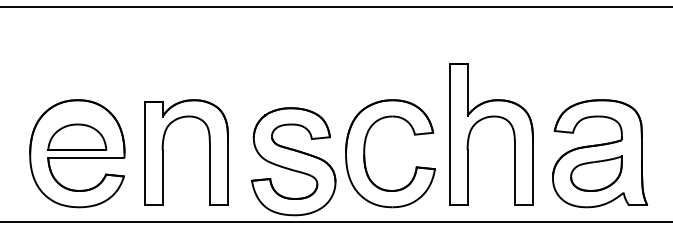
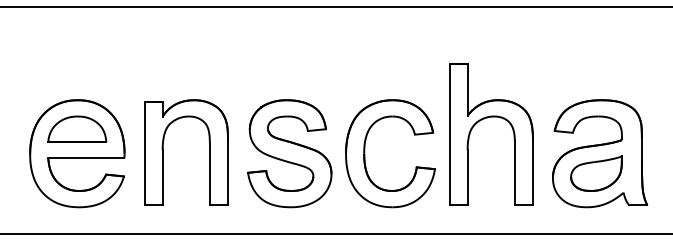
part position: (77, 136) -> (77, 128) (77, 128)
part position: (293, 161) -> (289, 153) (289, 153)
line position: (335, 221) -> (335, 233) (335, 233)
